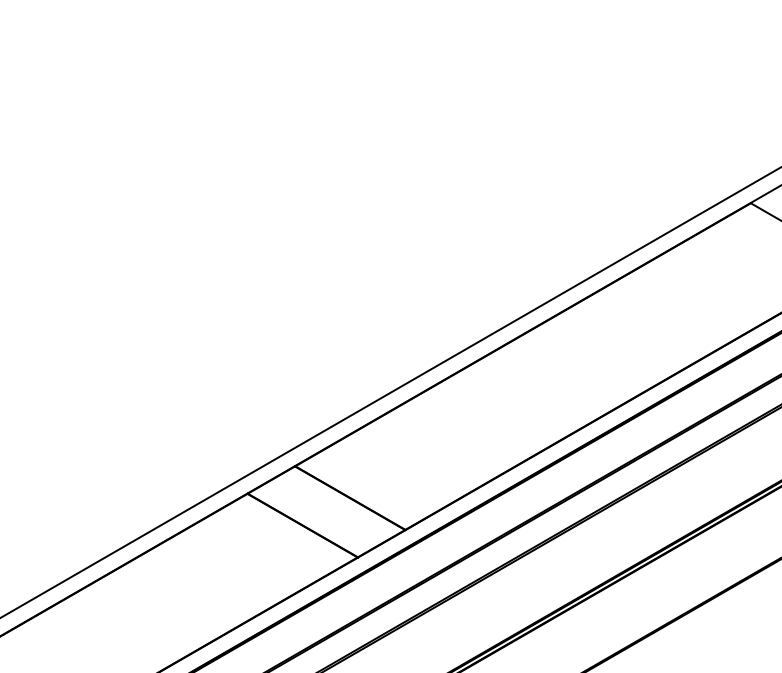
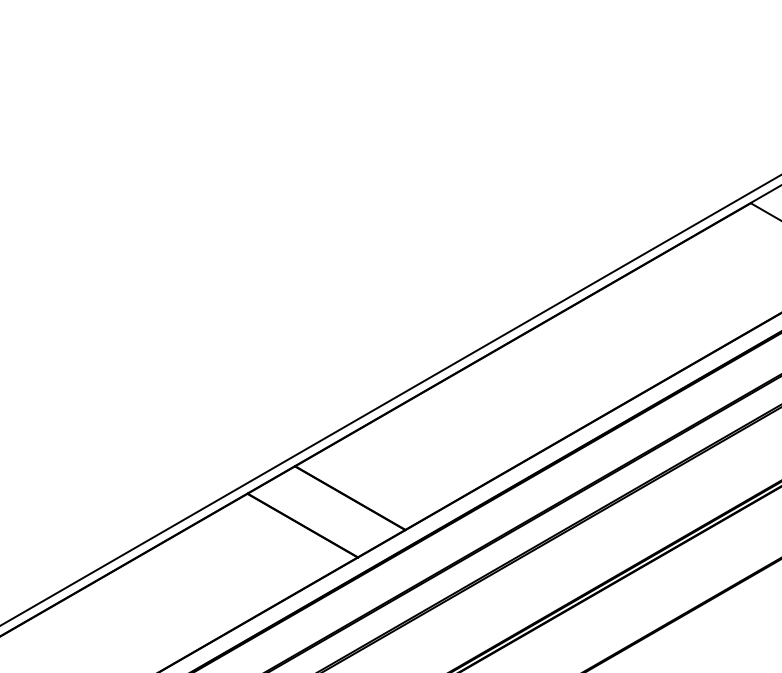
line position: (390, 392) -> (390, 400) (390, 400)
